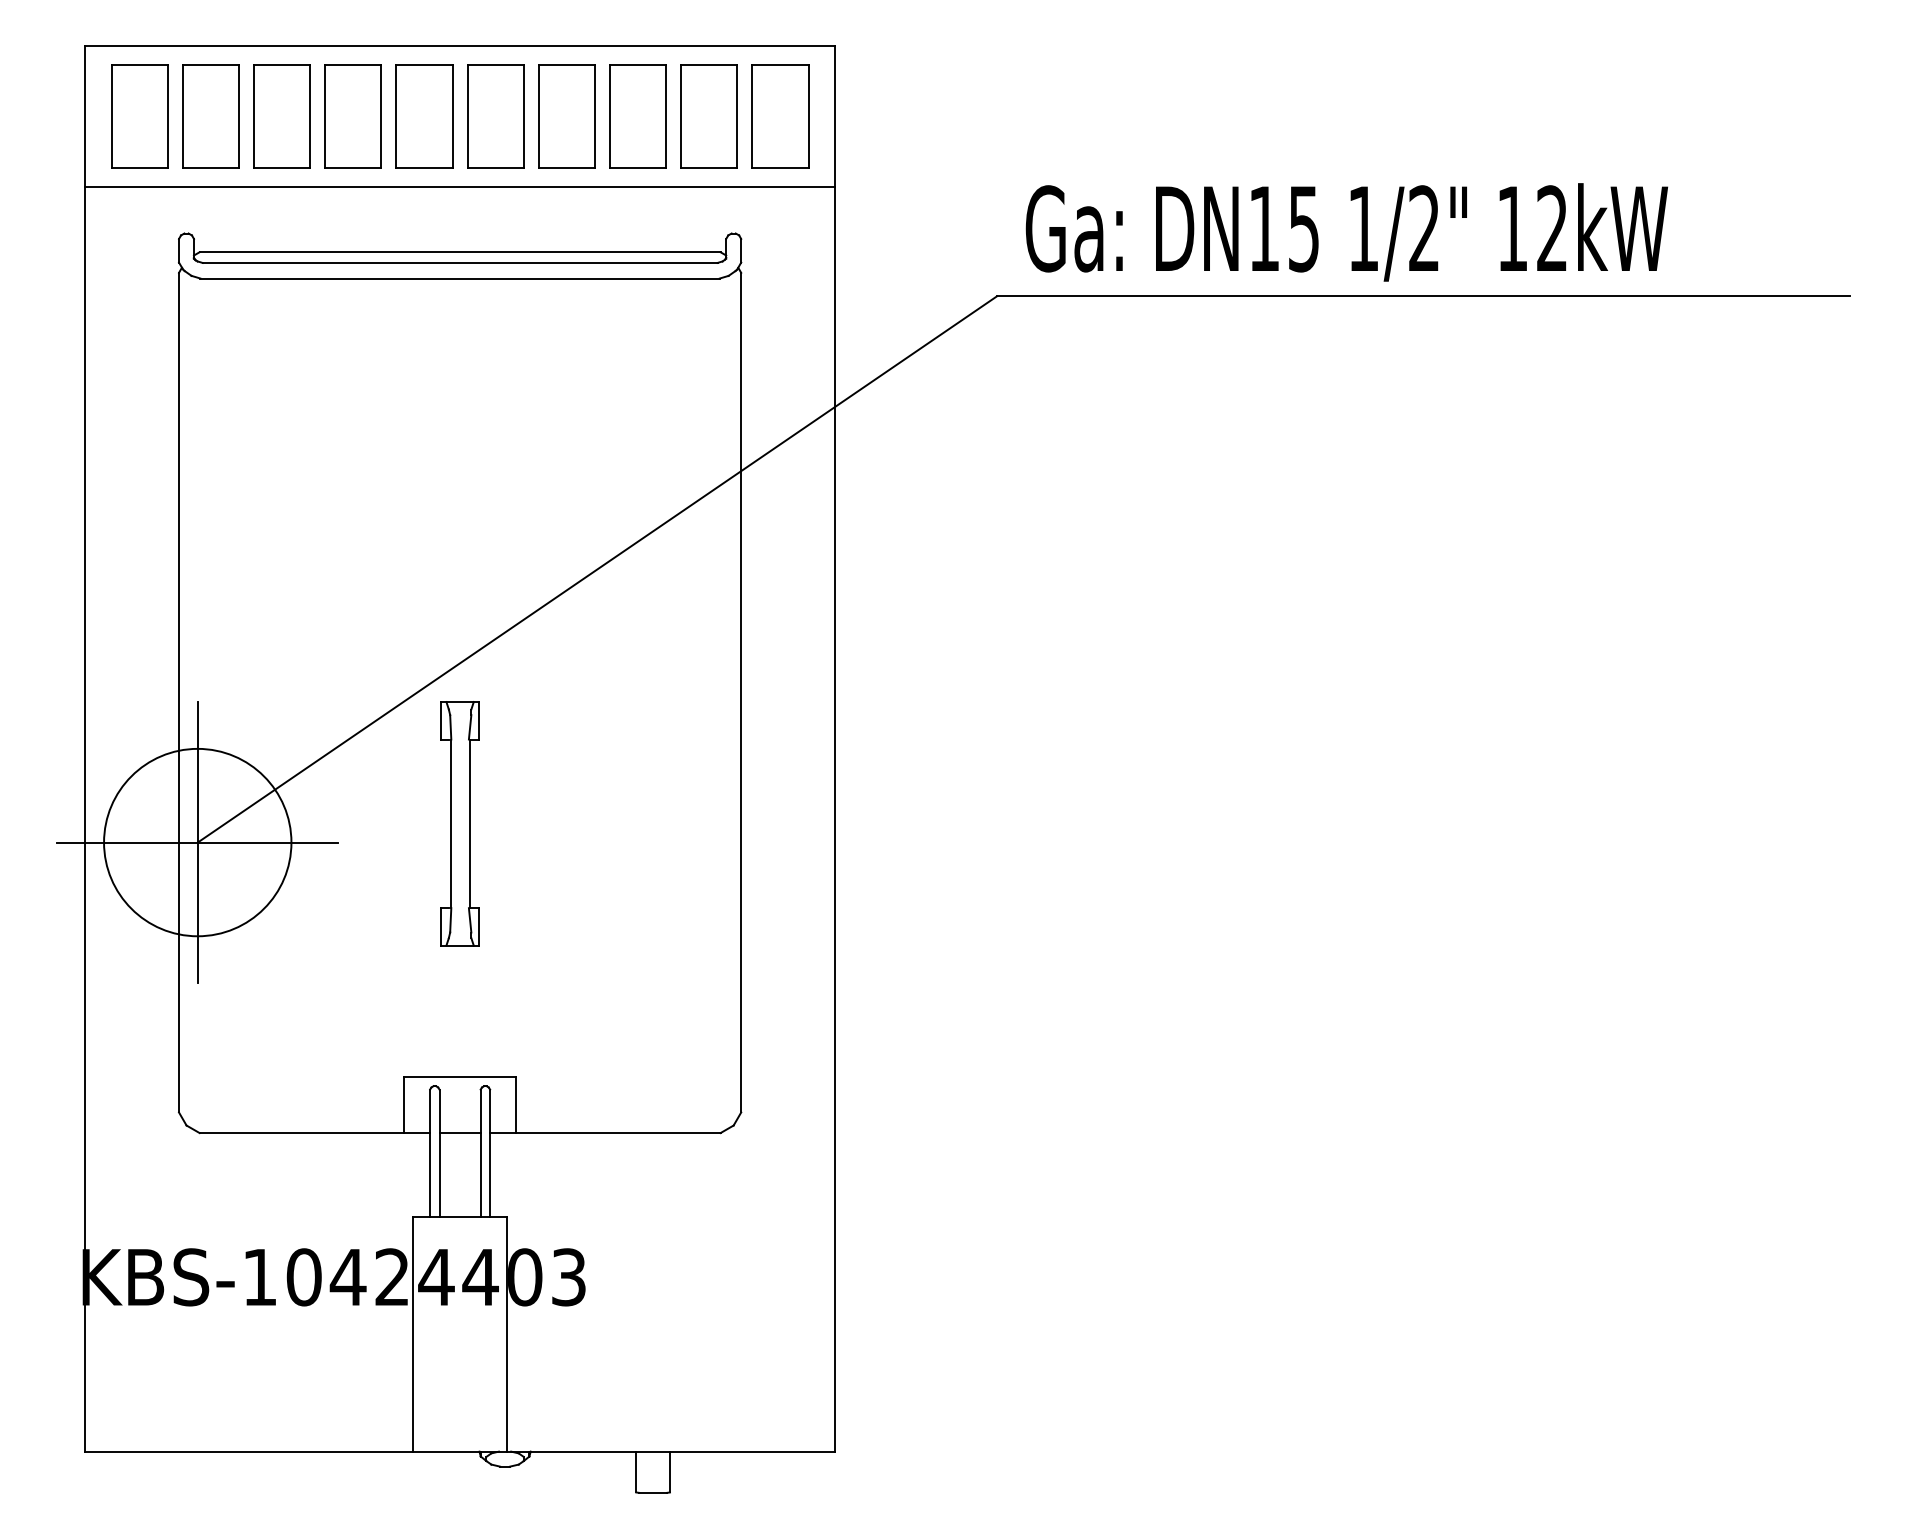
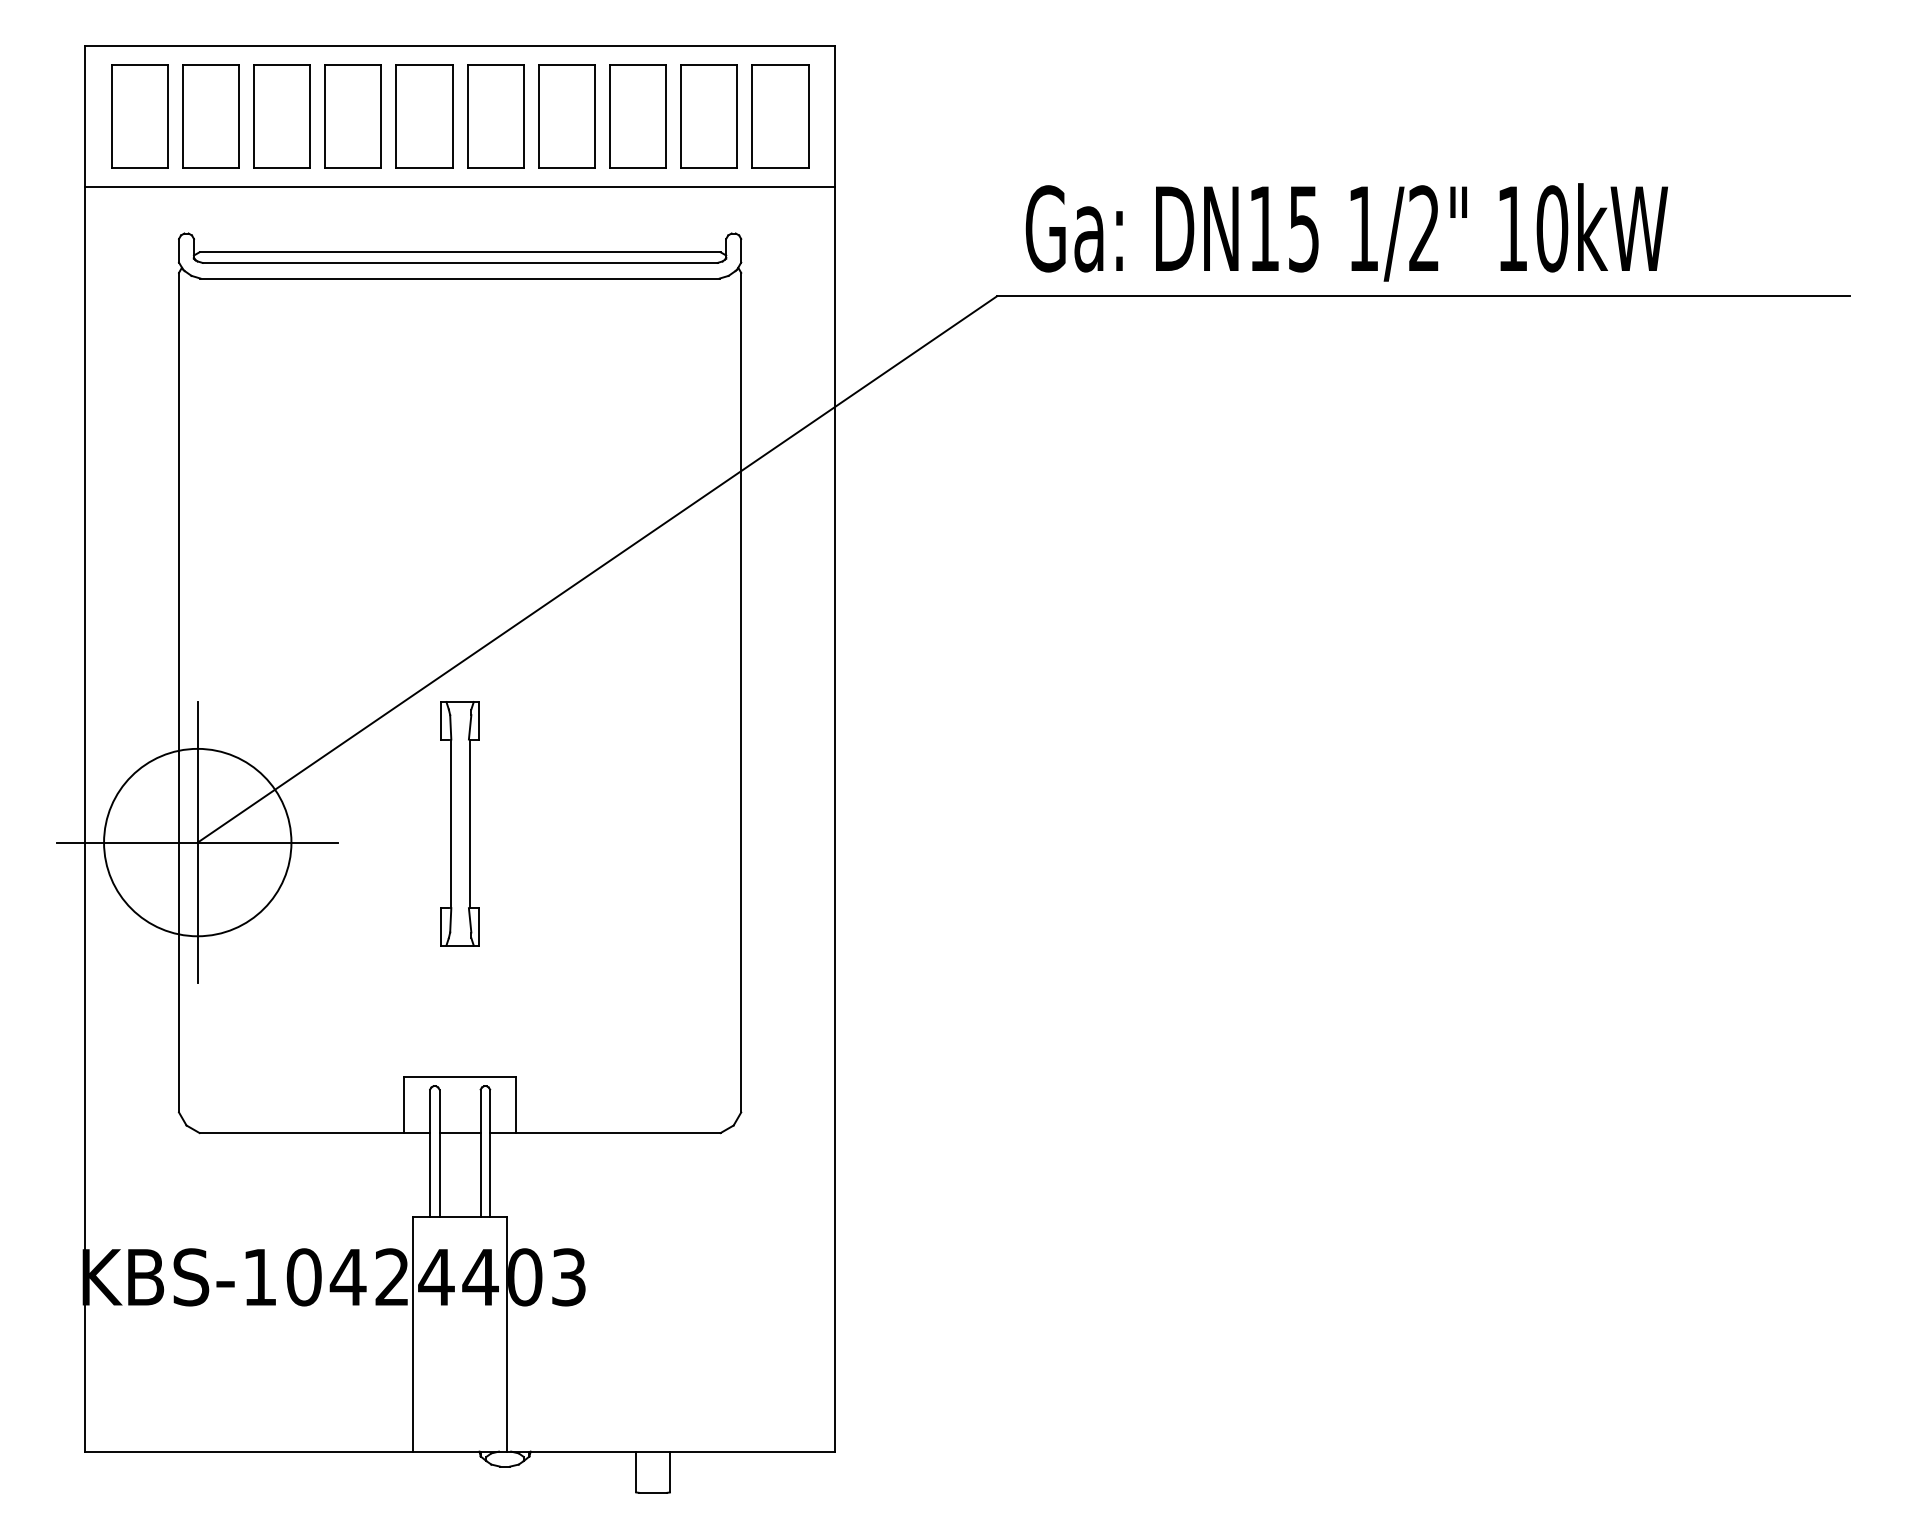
text: 12kW -> 10kW (1552, 228)
